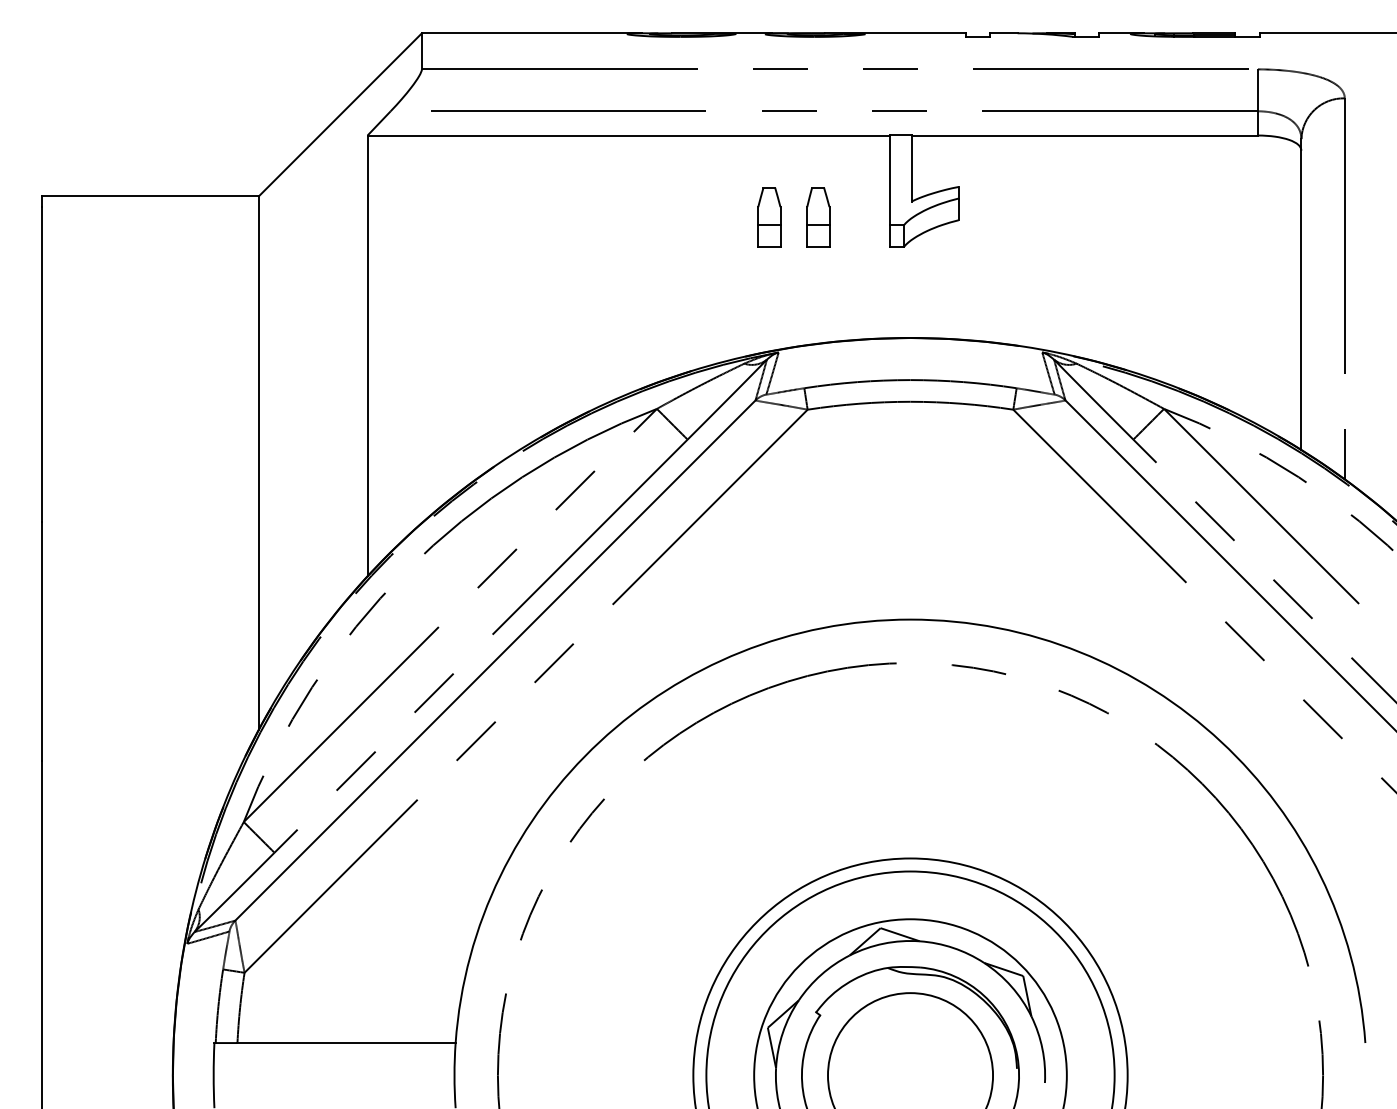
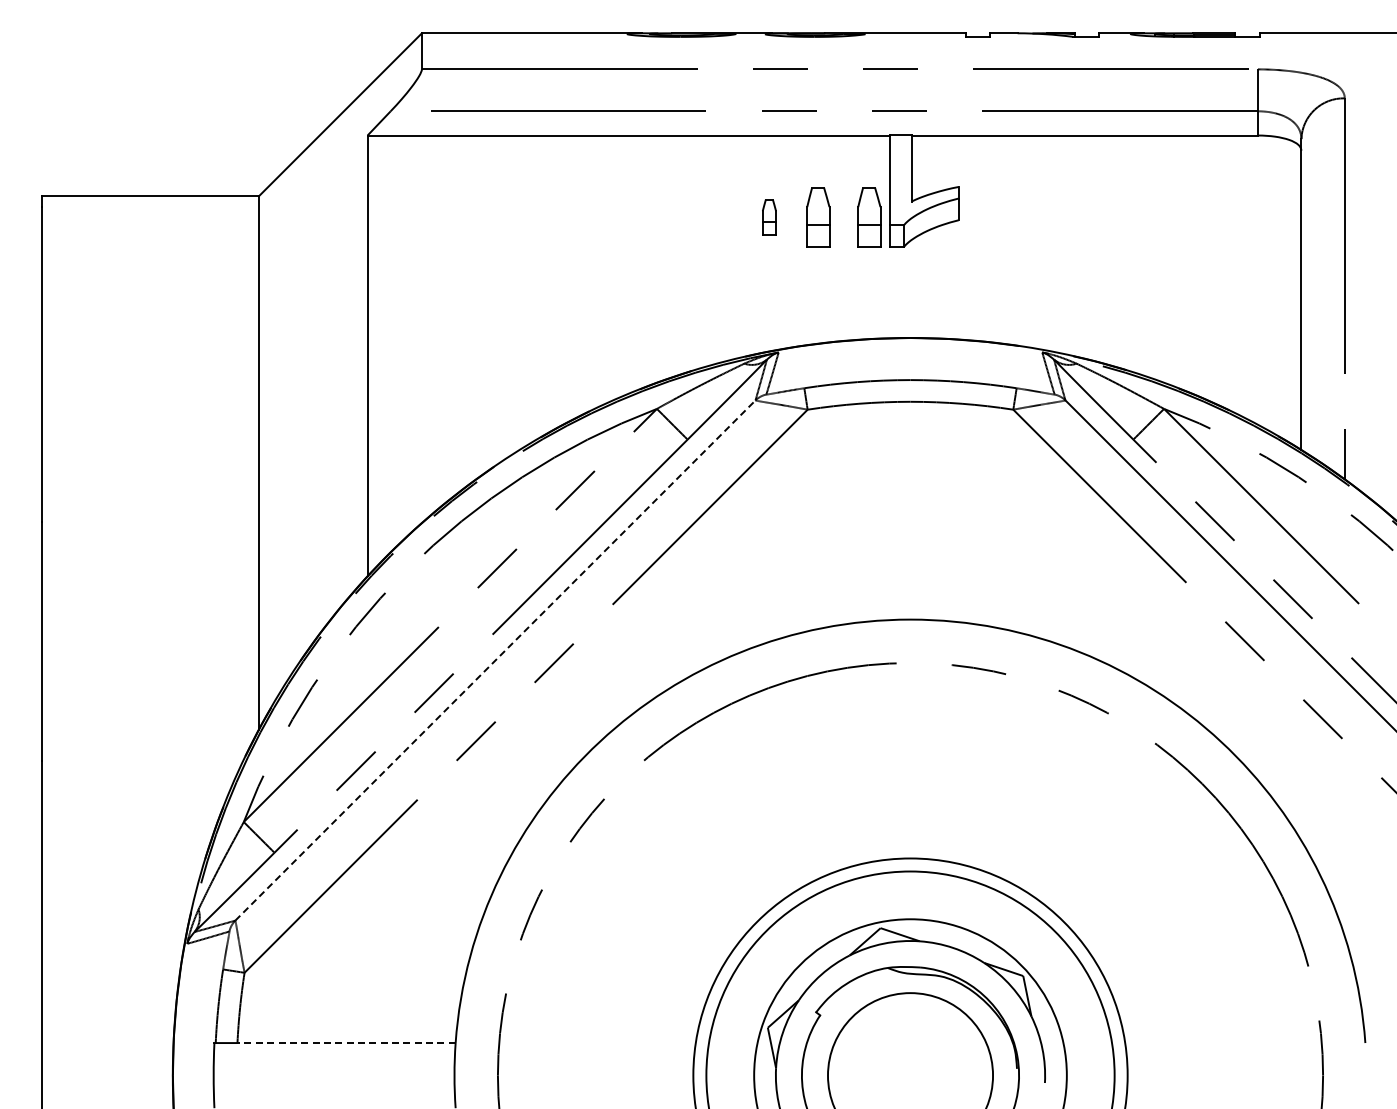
part size: 25x61 px -> 15x37 px (769, 217)
part: none -> present (869, 217)
line: solid -> dashed (495, 660)
line: solid -> dashed (346, 1043)
